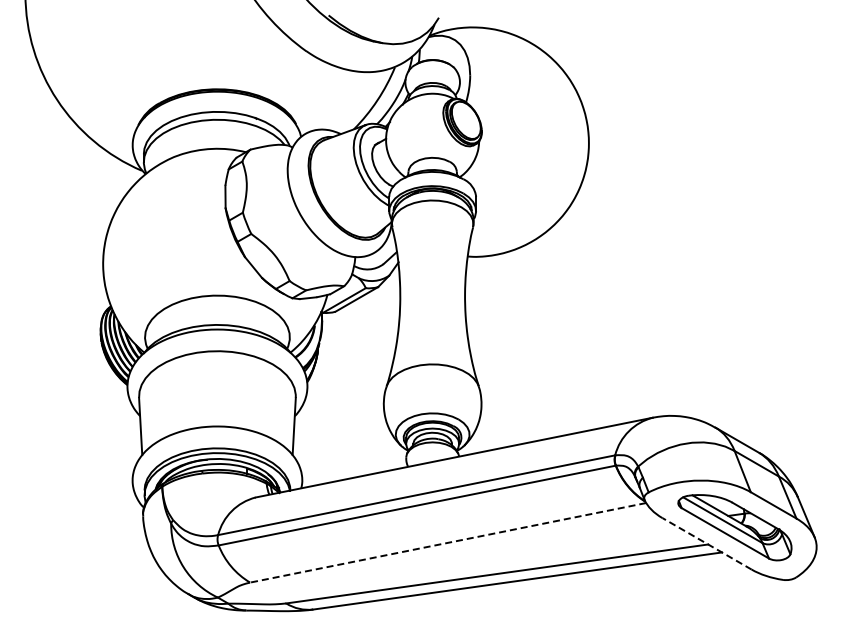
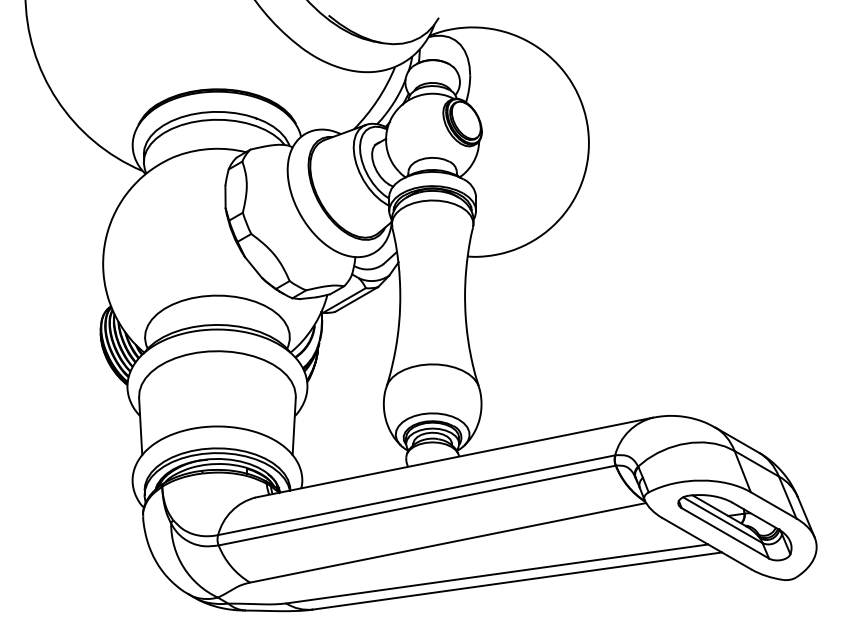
line: dashed -> solid (448, 542)
line: dashed -> solid (706, 543)
